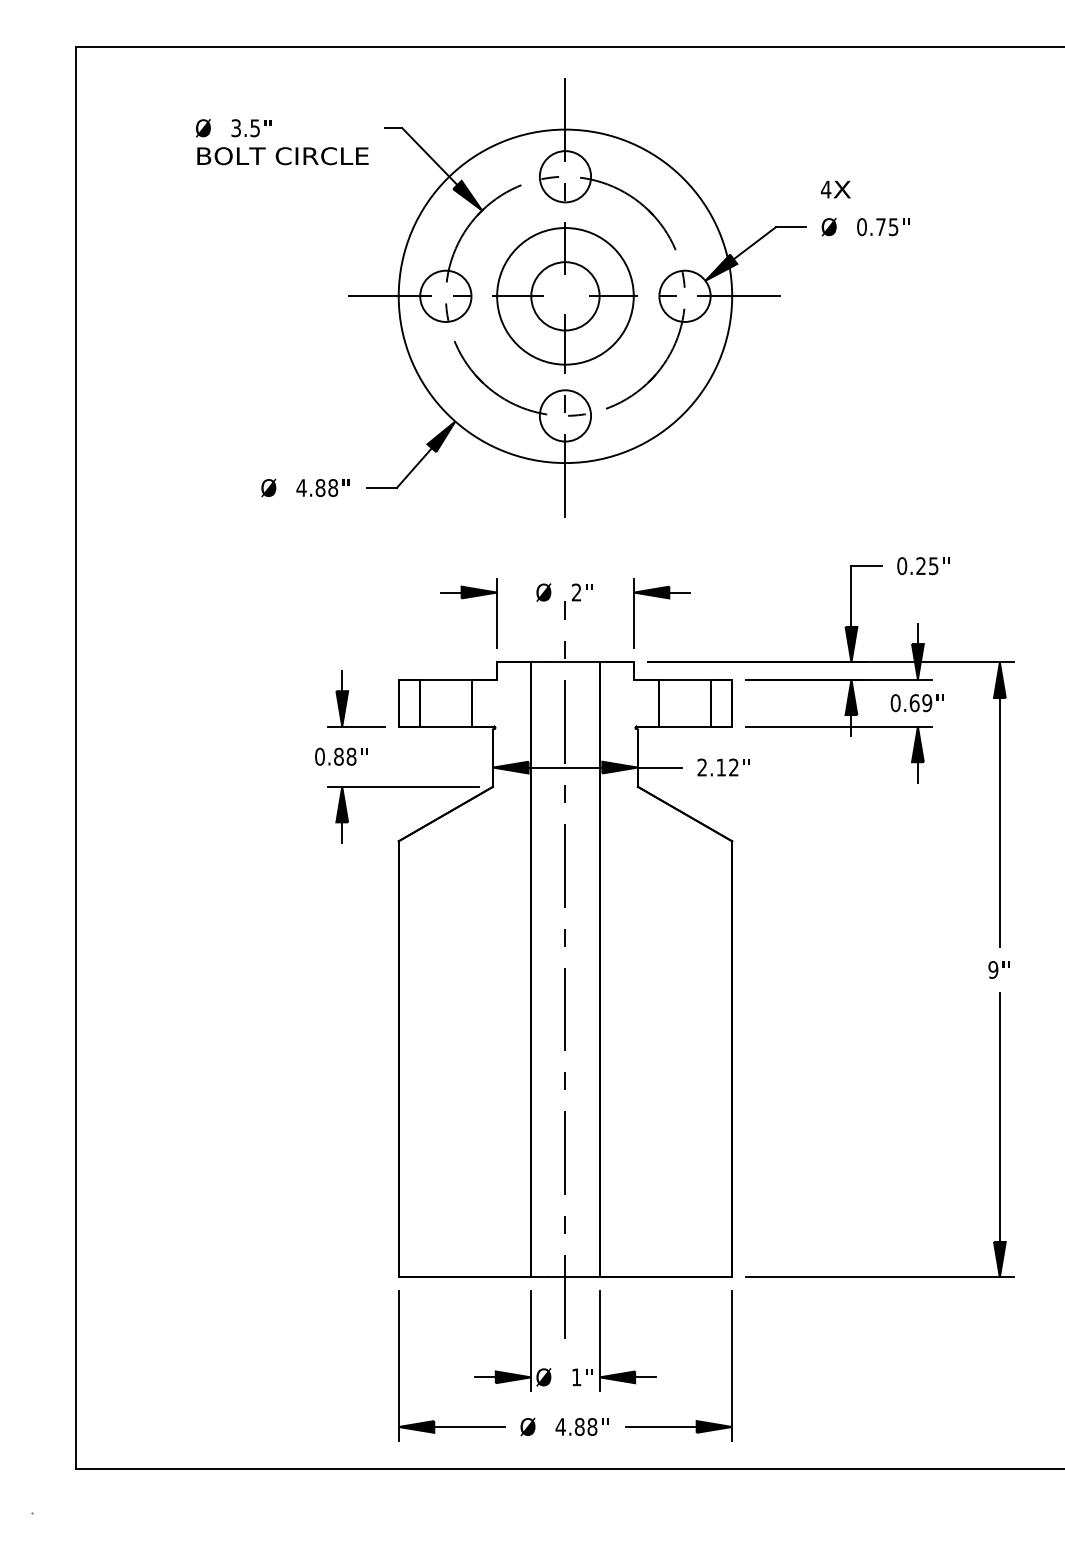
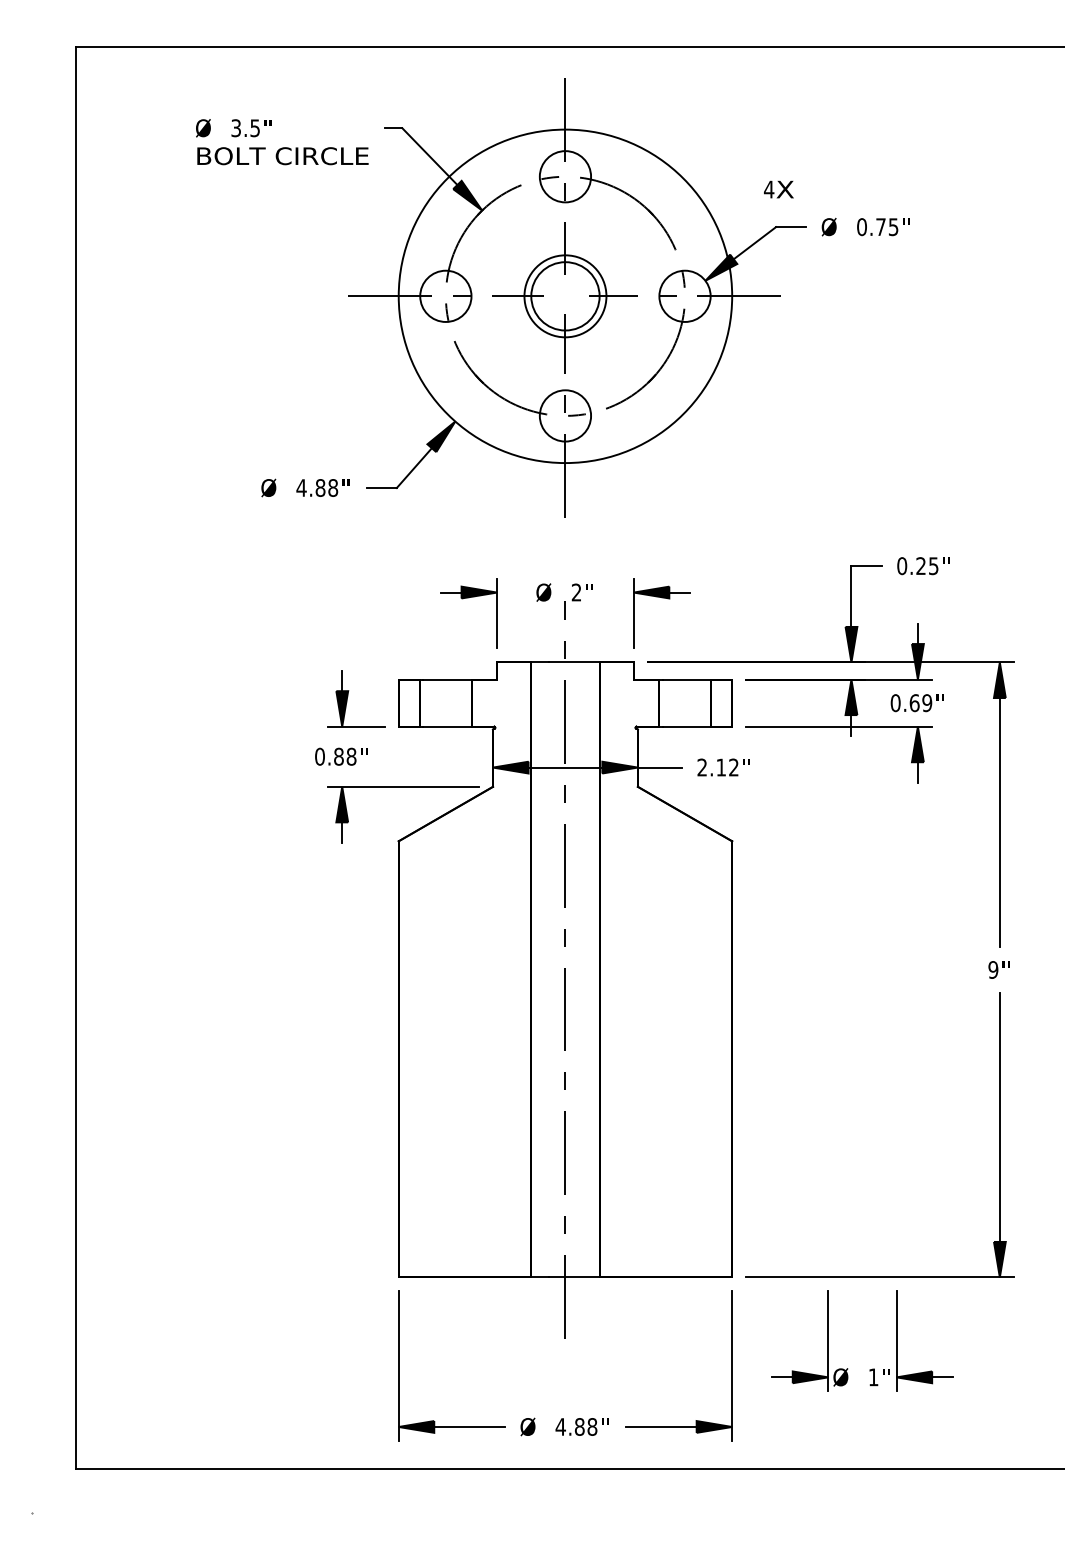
text position: (835, 189) -> (778, 189) (778, 189)
circle diameter: 137 px -> 82 px (565, 296)
part position: (575, 1368) -> (872, 1368) (872, 1368)
